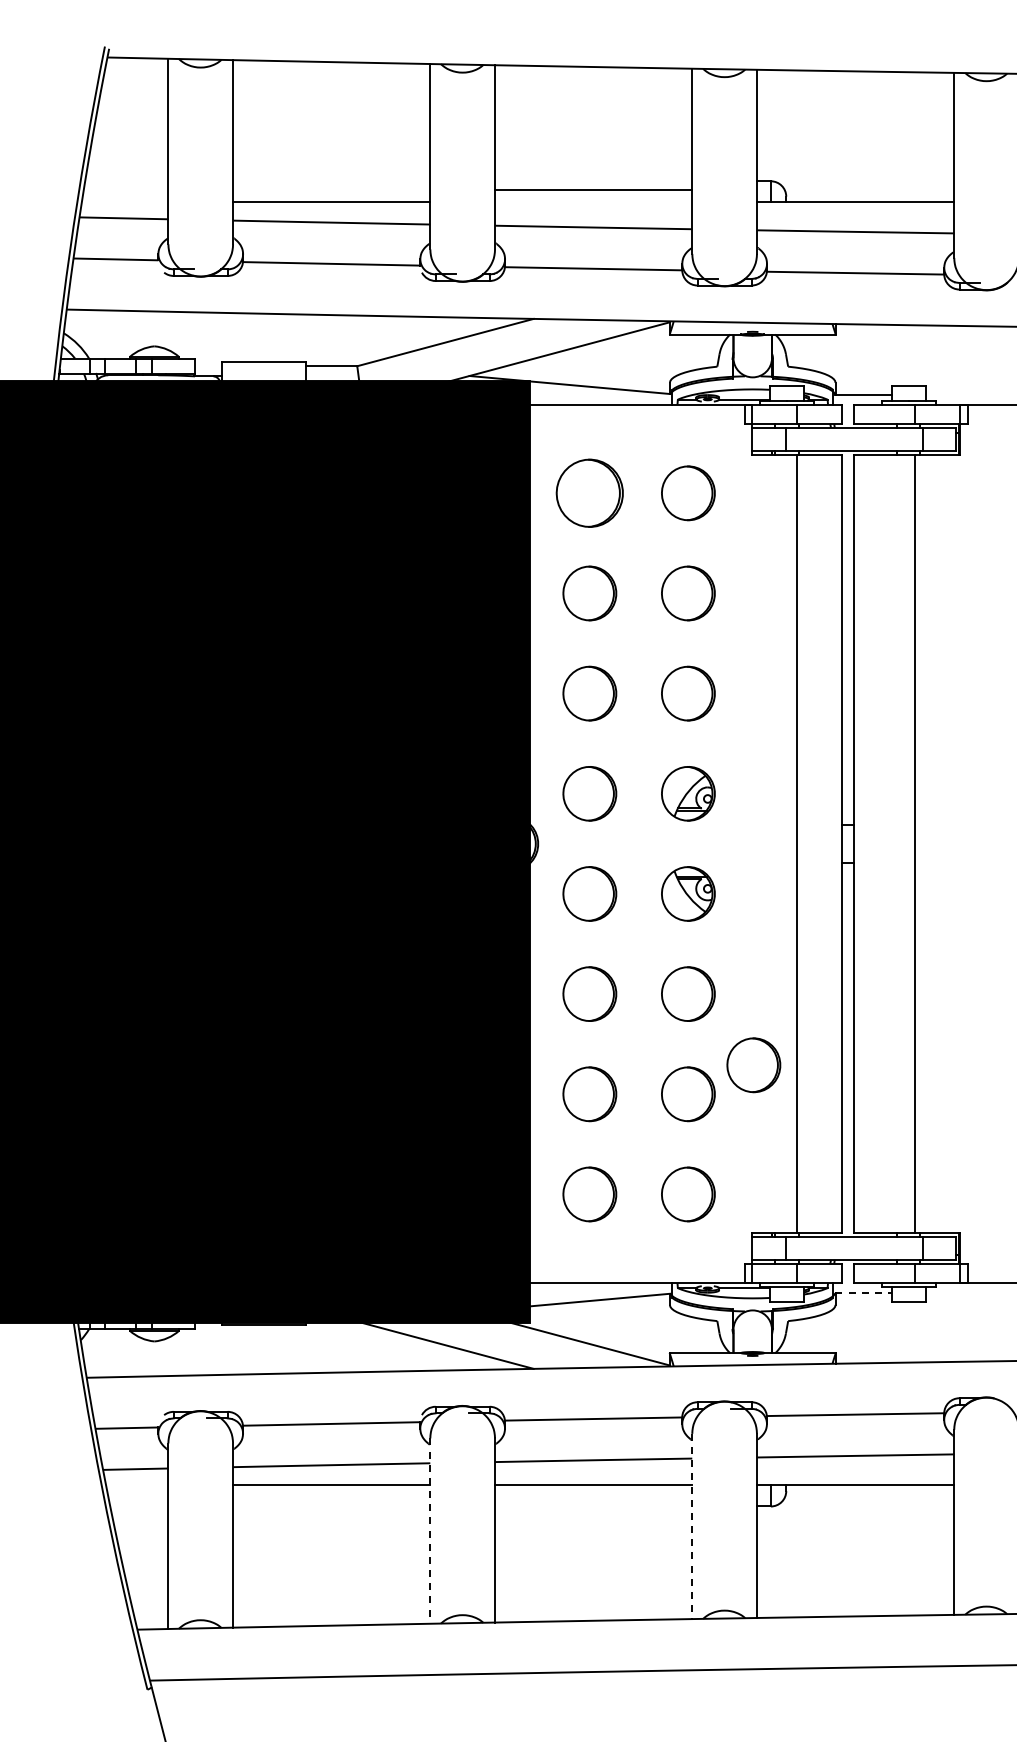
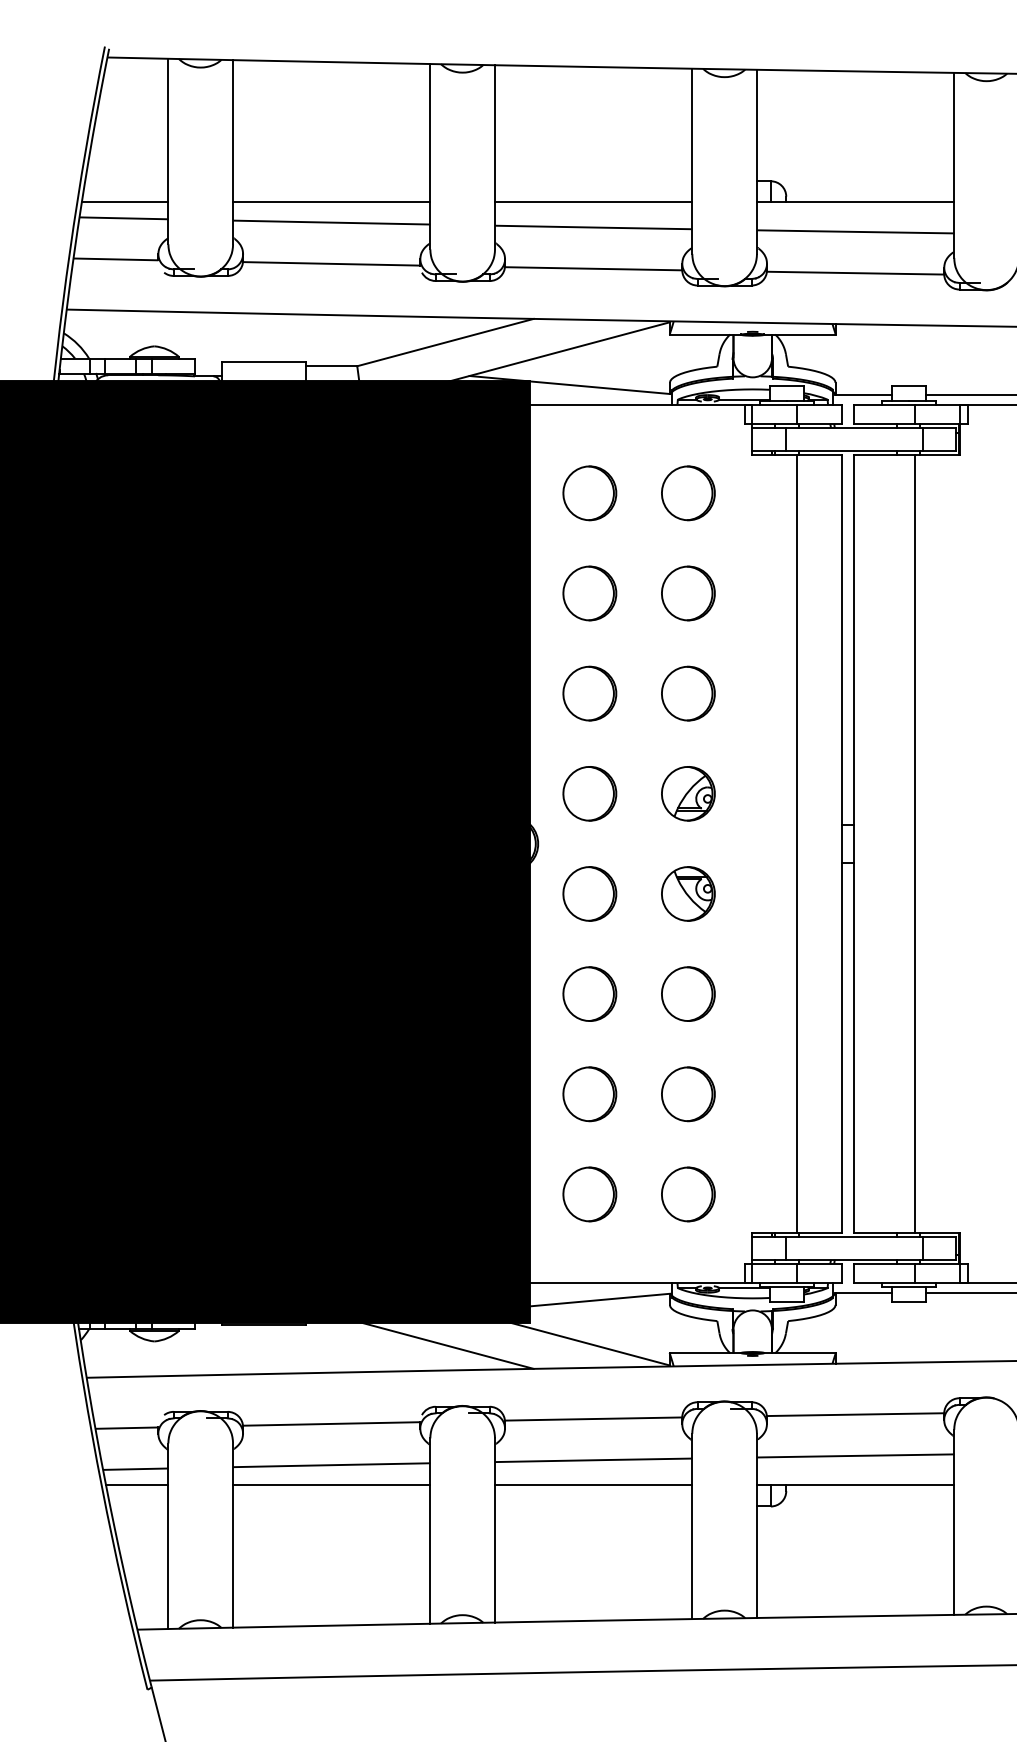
line position: (593, 190) -> (593, 202) (593, 202)
line: none -> present (124, 202)
line: none -> present (969, 394)
part size: 69x70 px -> 56x57 px (589, 493)
part: present -> none (753, 1065)
line: dashed -> solid (863, 1293)
line: none -> present (969, 1293)
line: none -> present (137, 1485)
line: dashed -> solid (692, 1526)
line: dashed -> solid (430, 1531)
